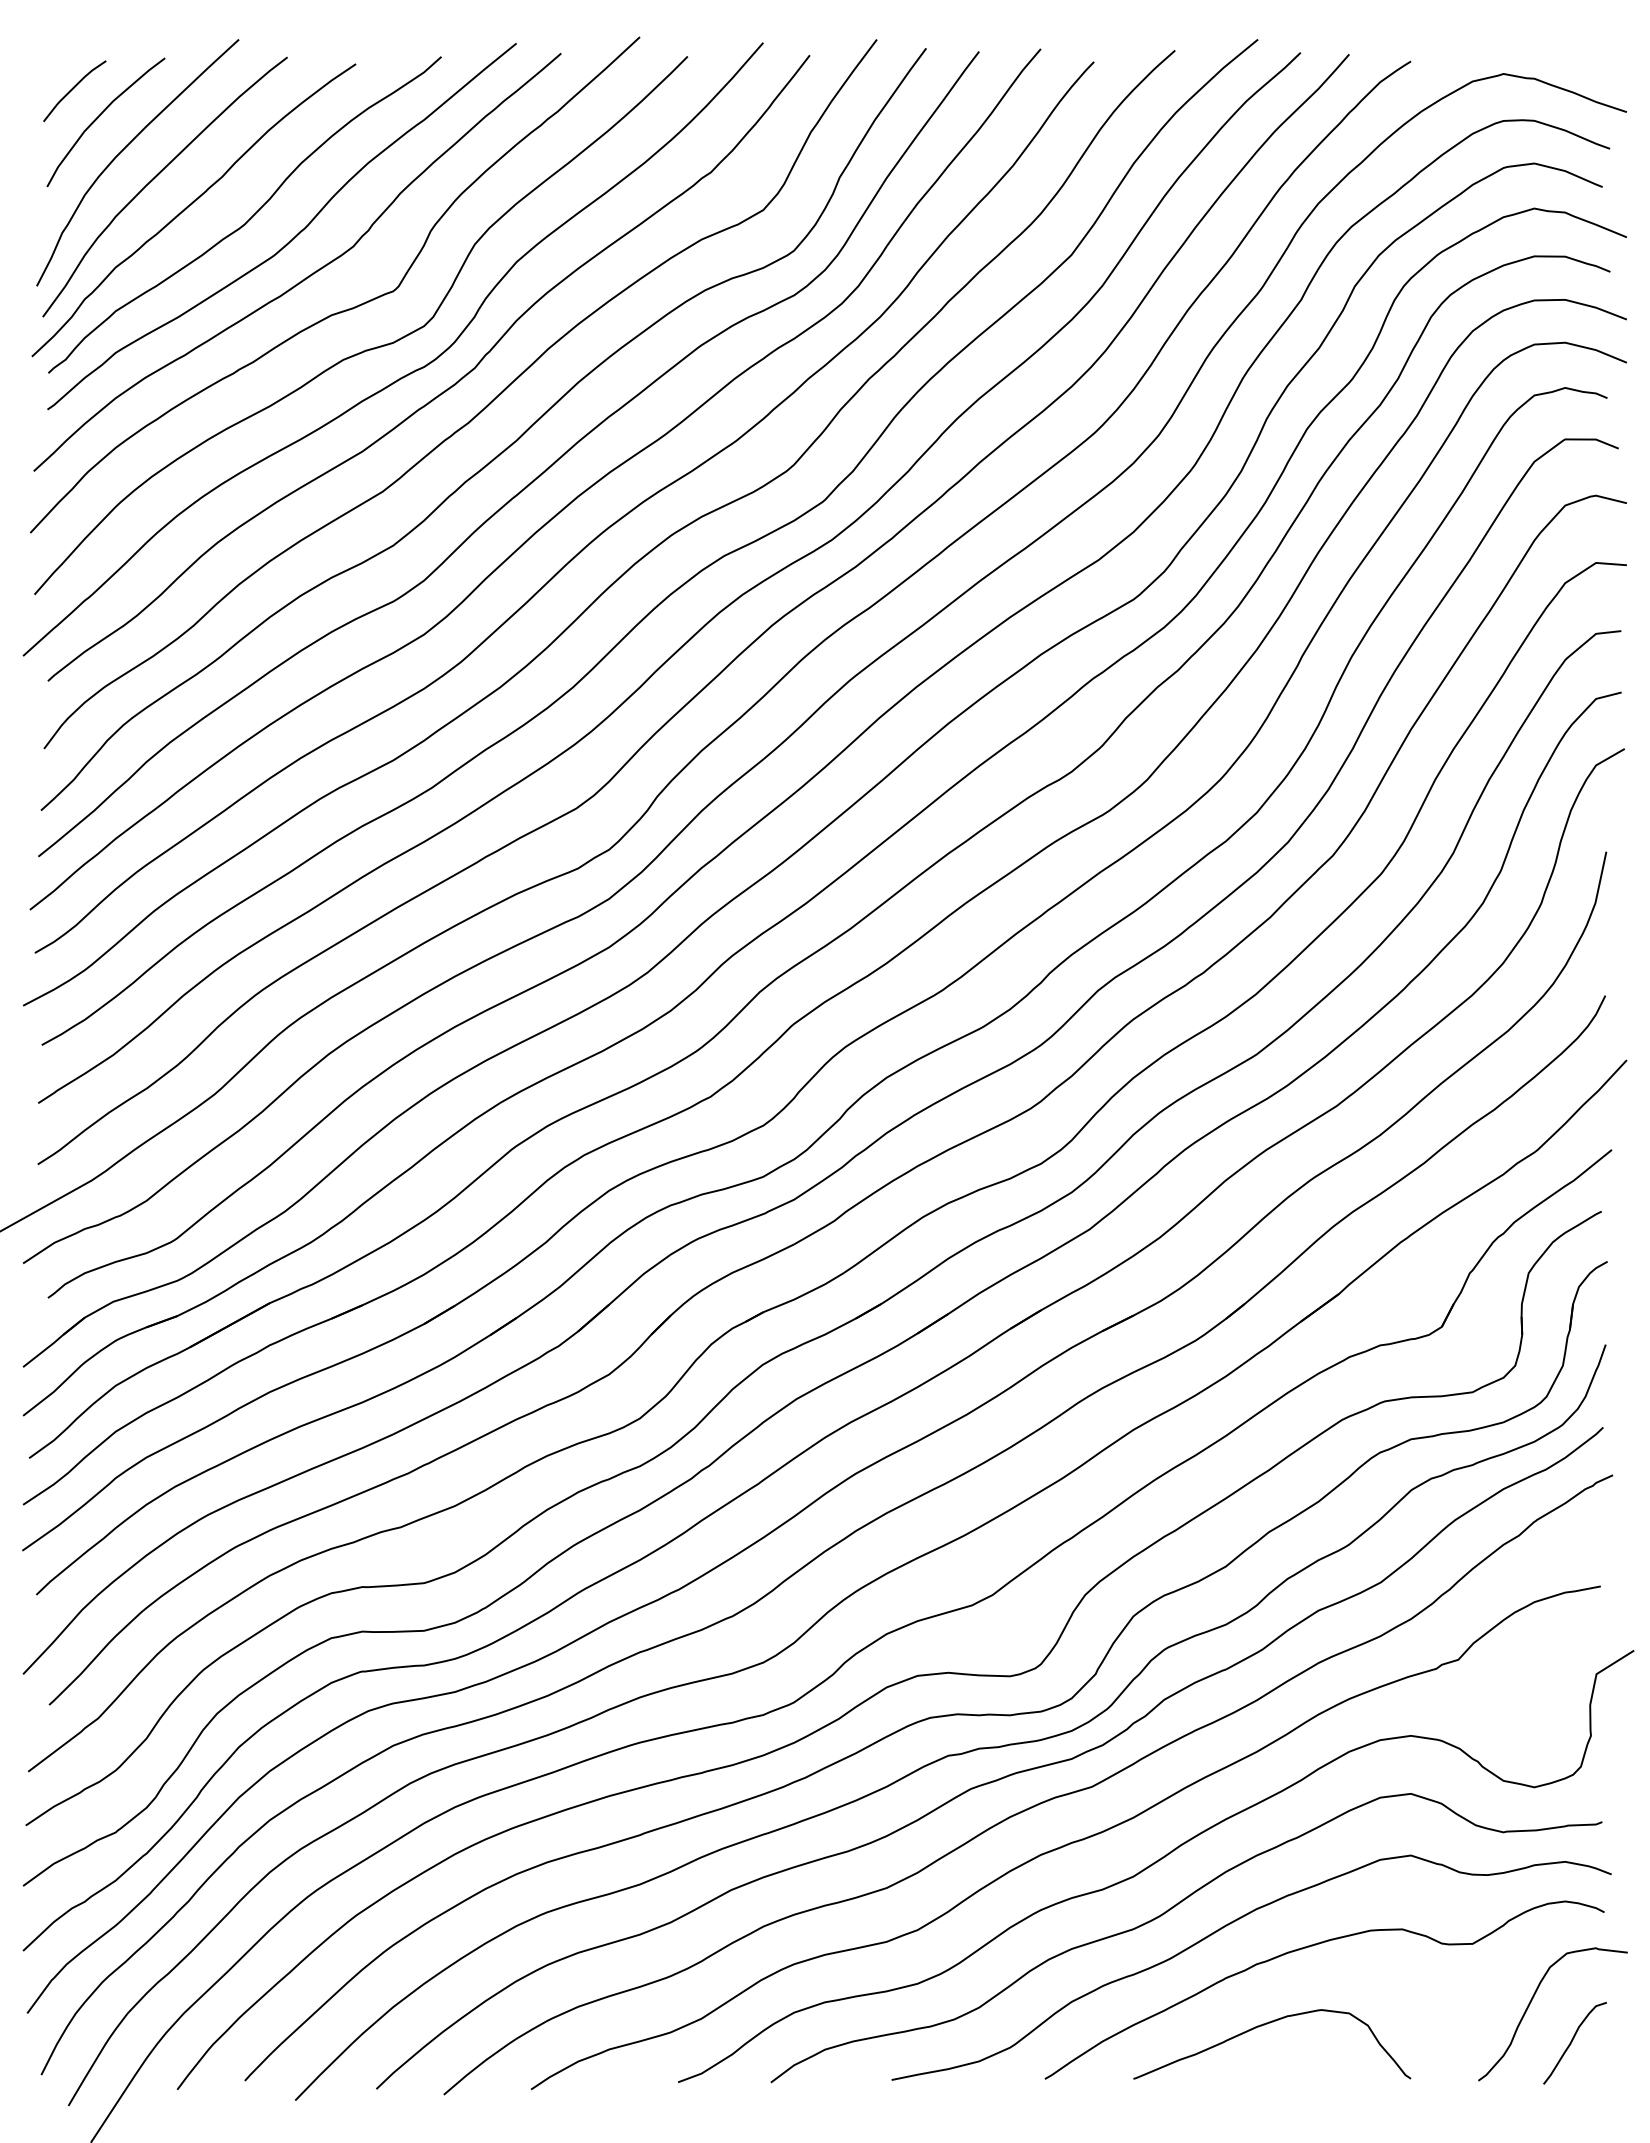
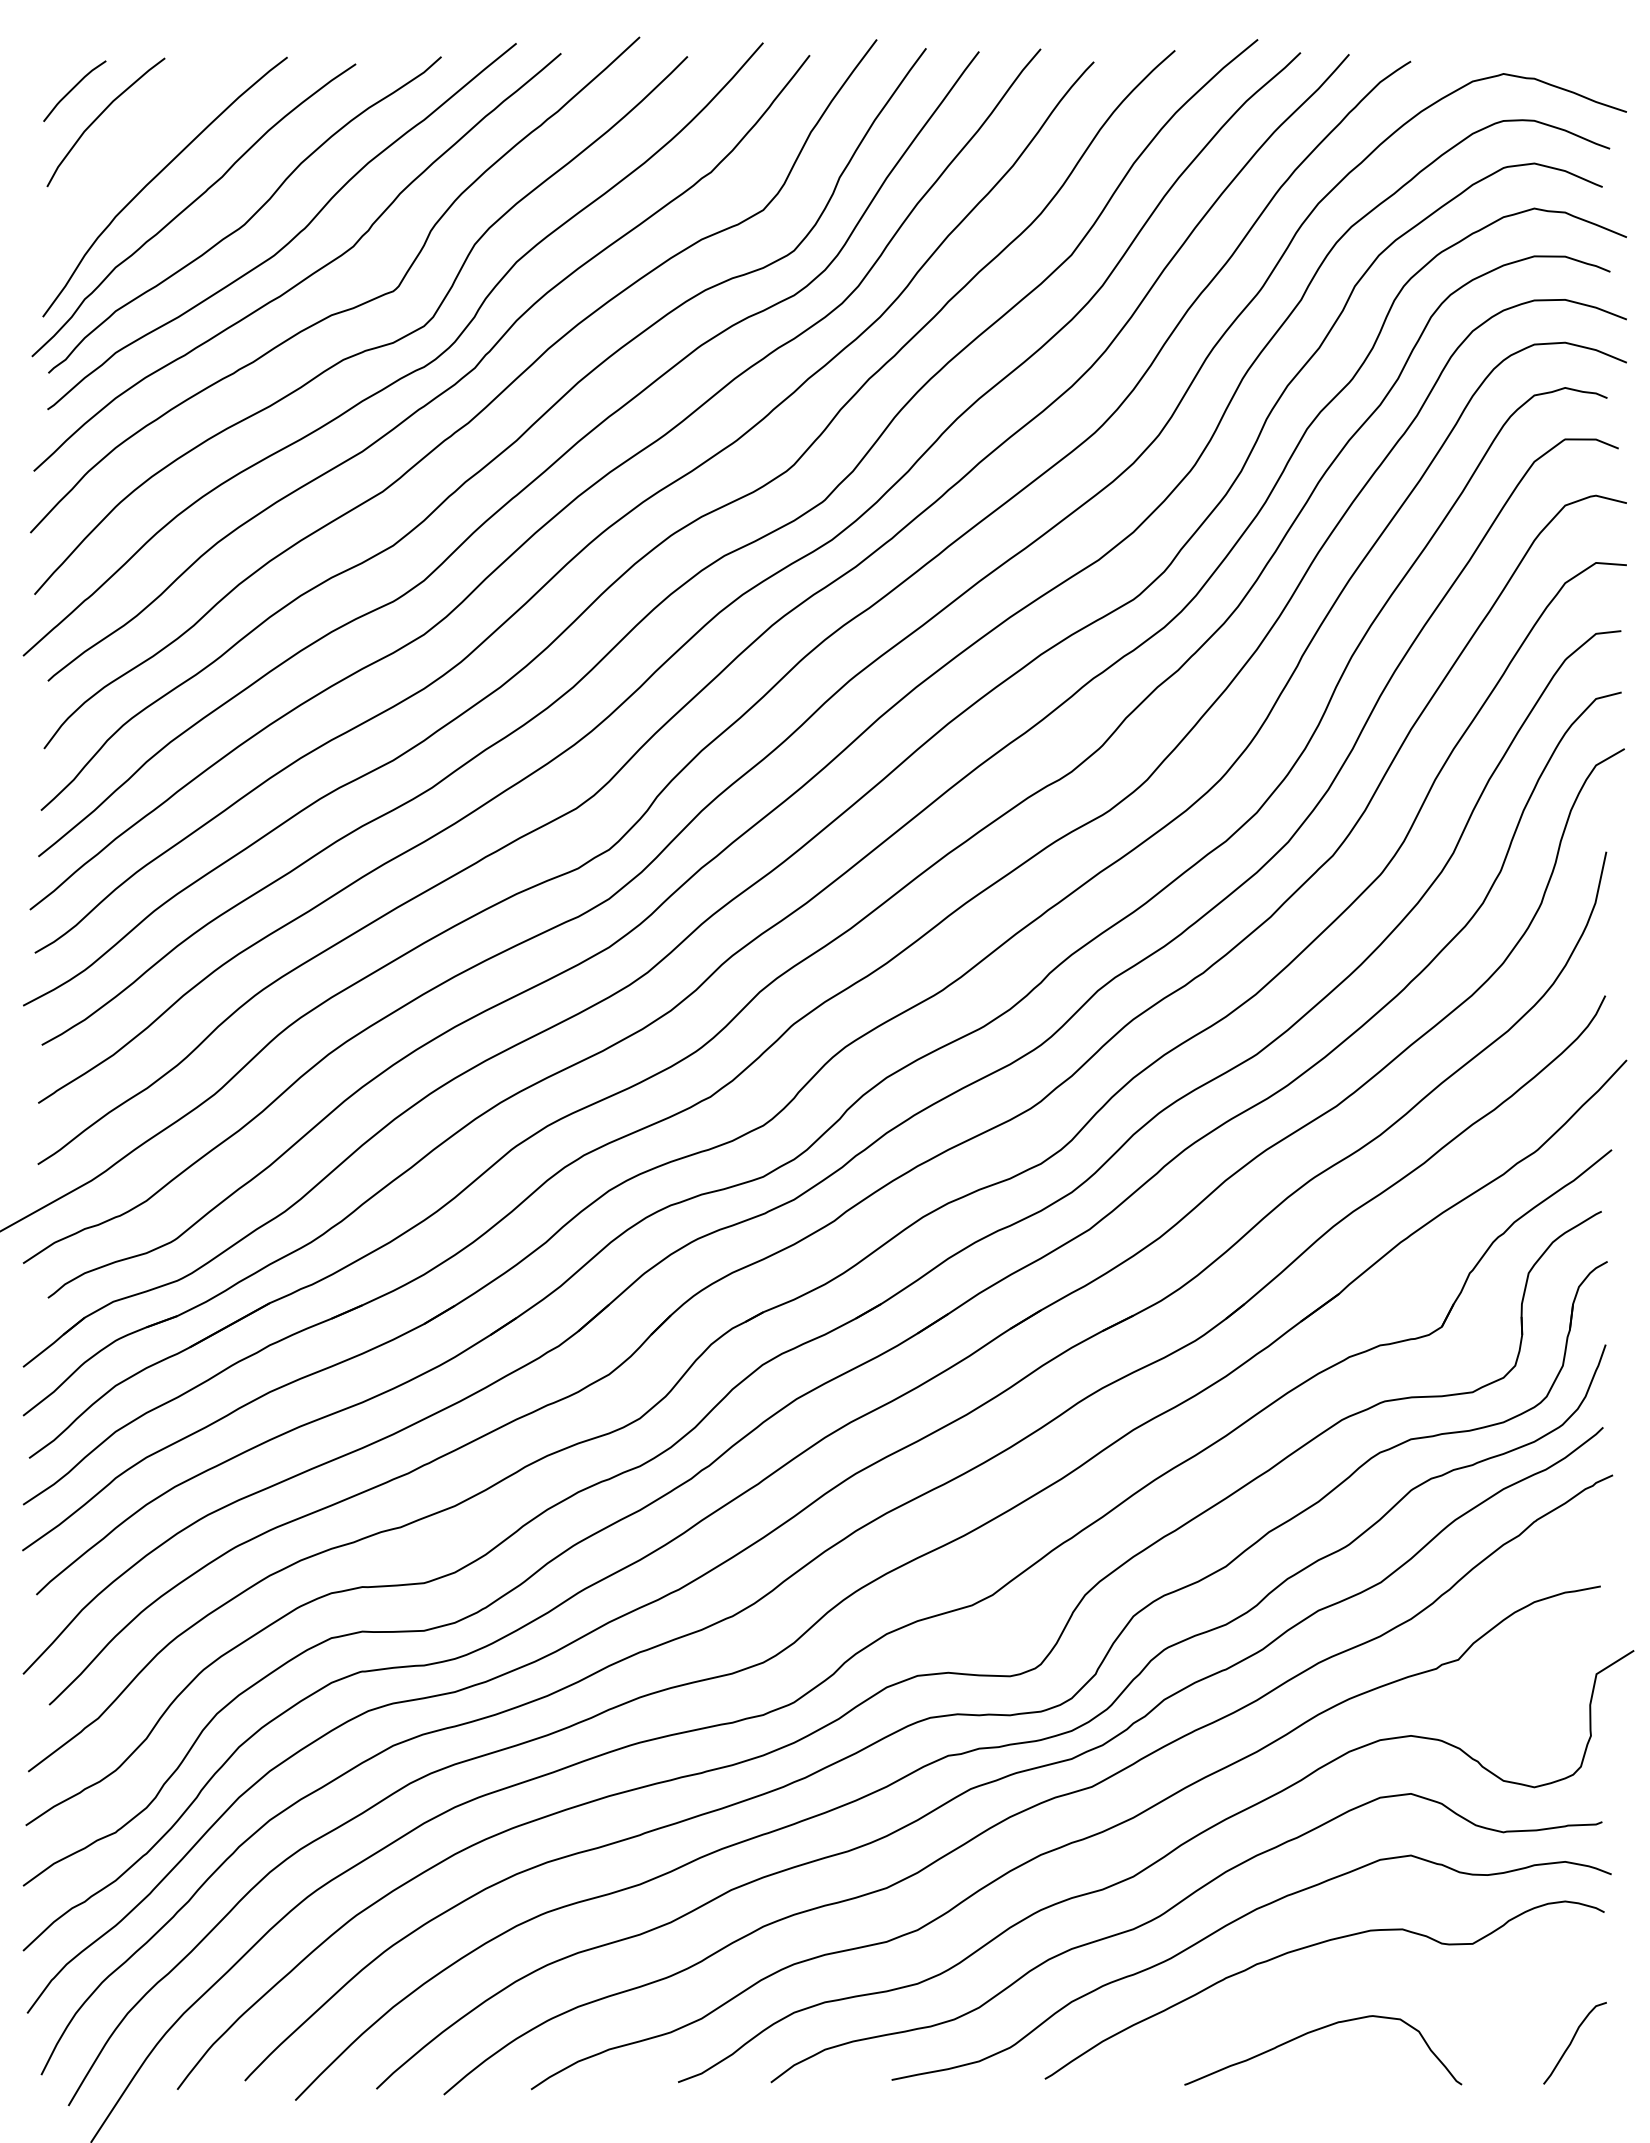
curve: present -> none (124, 149)
curve: present -> none (1530, 2004)
curve position: (1267, 2024) -> (1318, 2030) (1318, 2030)
